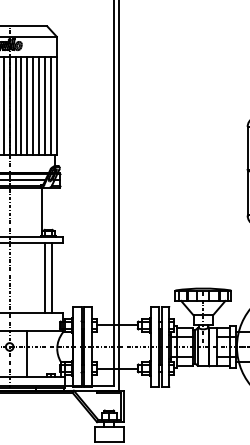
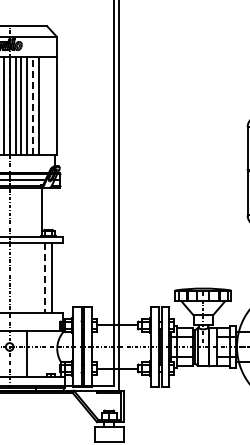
line: solid -> dashed (33, 105)
line: present -> none (44, 105)
line: present -> none (50, 105)
line: solid -> dashed (44, 278)
